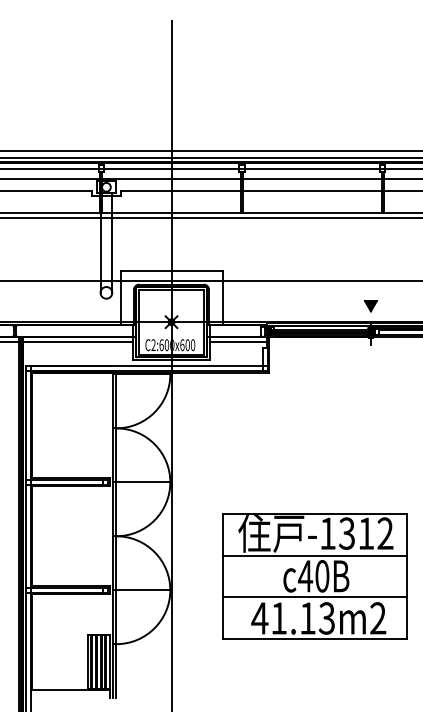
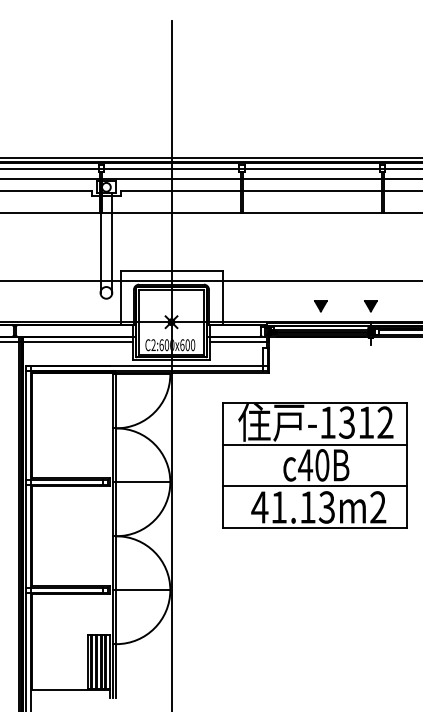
line: present -> none (210, 150)
line: present -> none (210, 217)
part: none -> present (320, 306)
part position: (314, 576) -> (314, 465) (314, 465)
